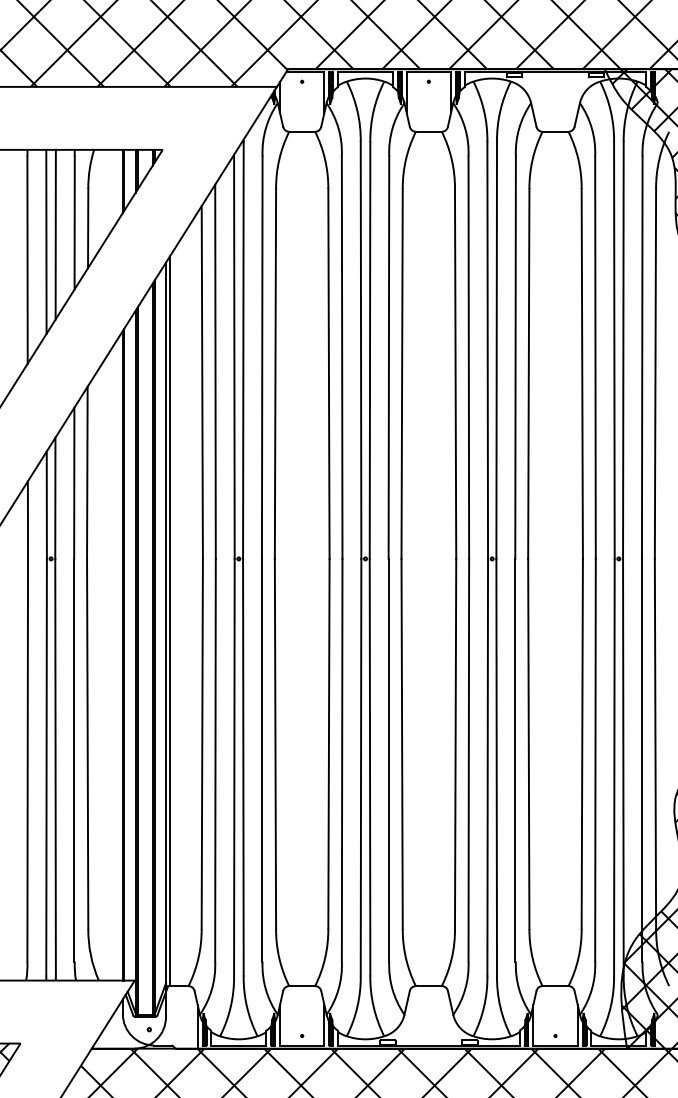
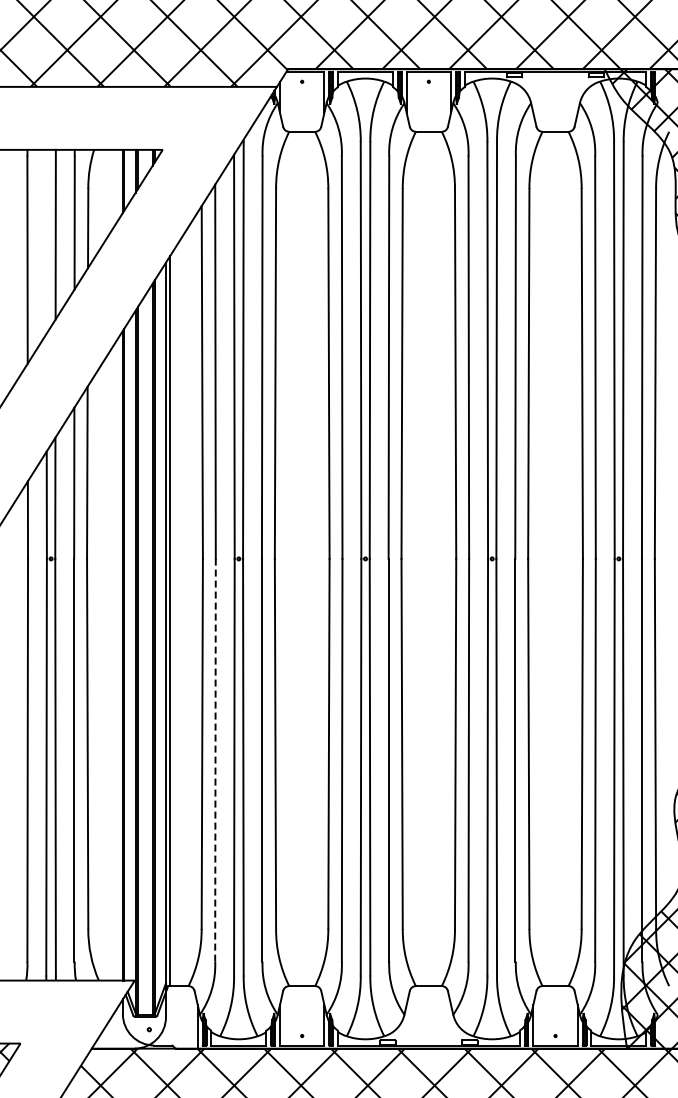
line: present -> none (46, 241)
line: solid -> dashed (215, 759)
